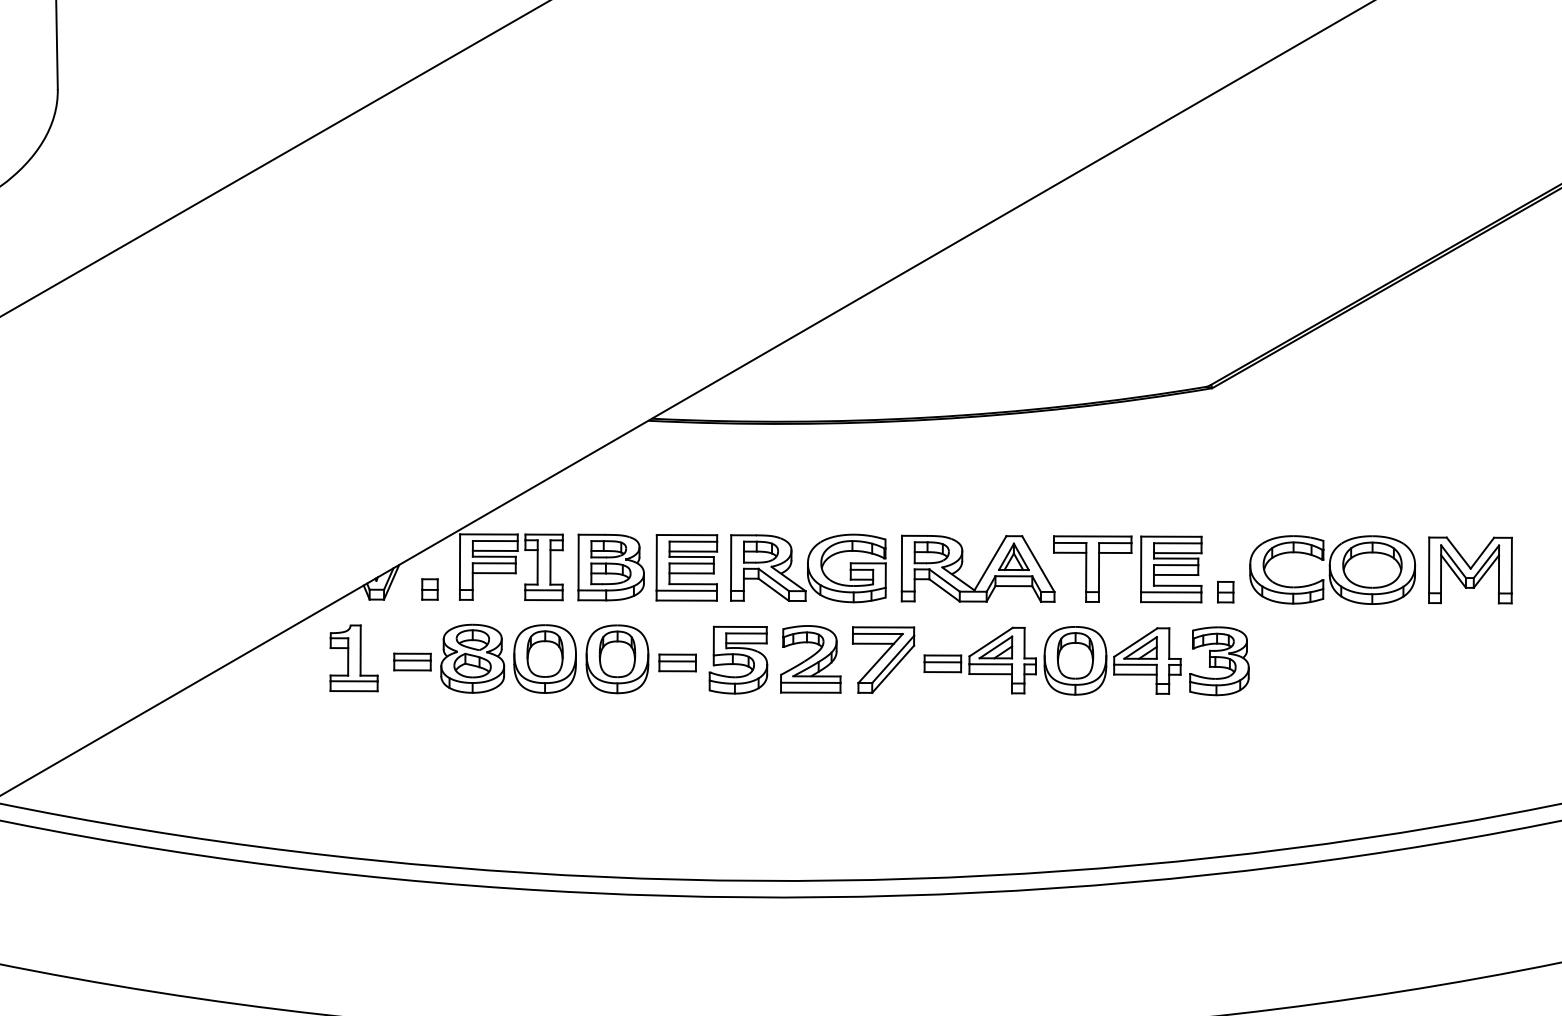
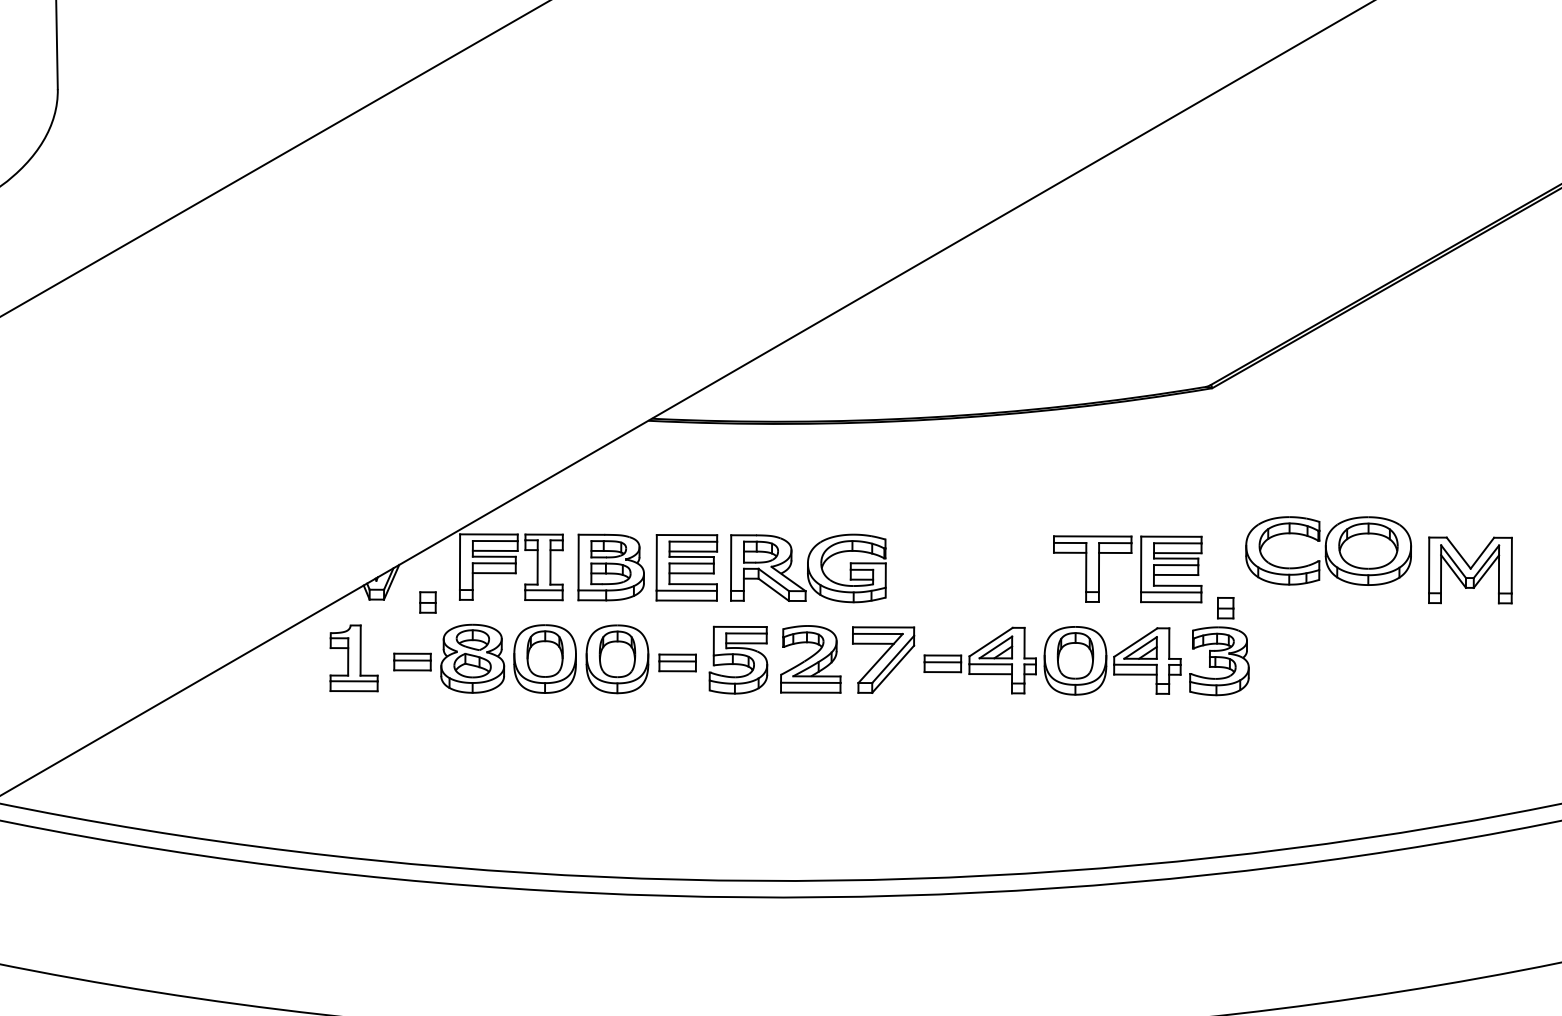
part position: (1332, 569) -> (1328, 550) (1328, 550)
part: present -> none (984, 571)
part position: (429, 589) -> (427, 602) (427, 602)
part position: (1225, 591) -> (1225, 607) (1225, 607)
